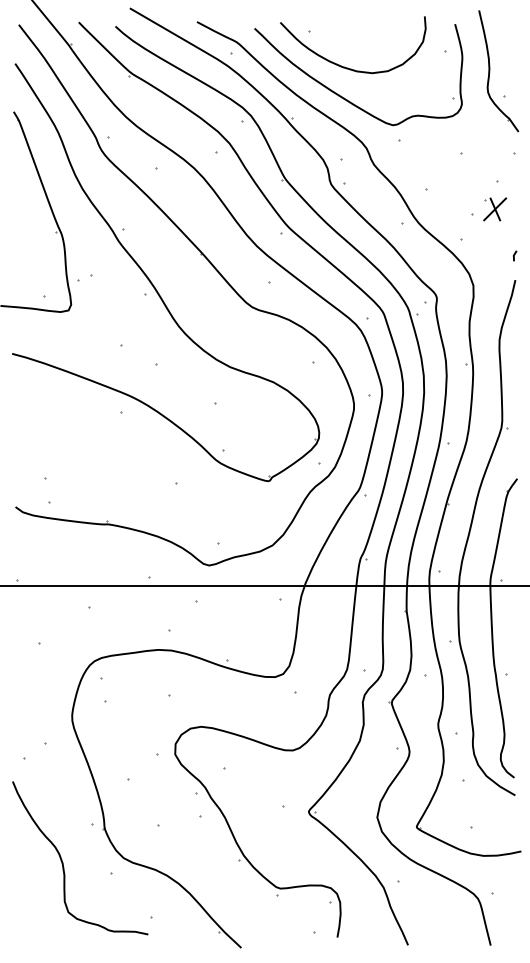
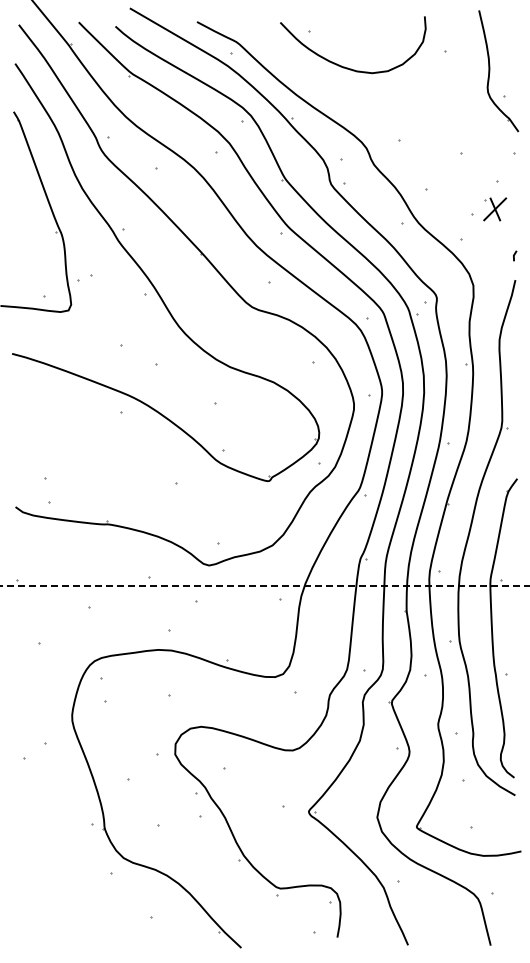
part: present -> none (344, 97)
line: solid -> dashed (264, 585)
curve: present -> none (63, 862)
